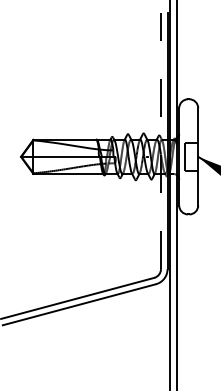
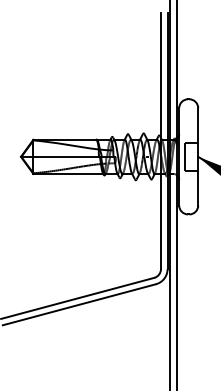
line: dashed -> solid (161, 140)
